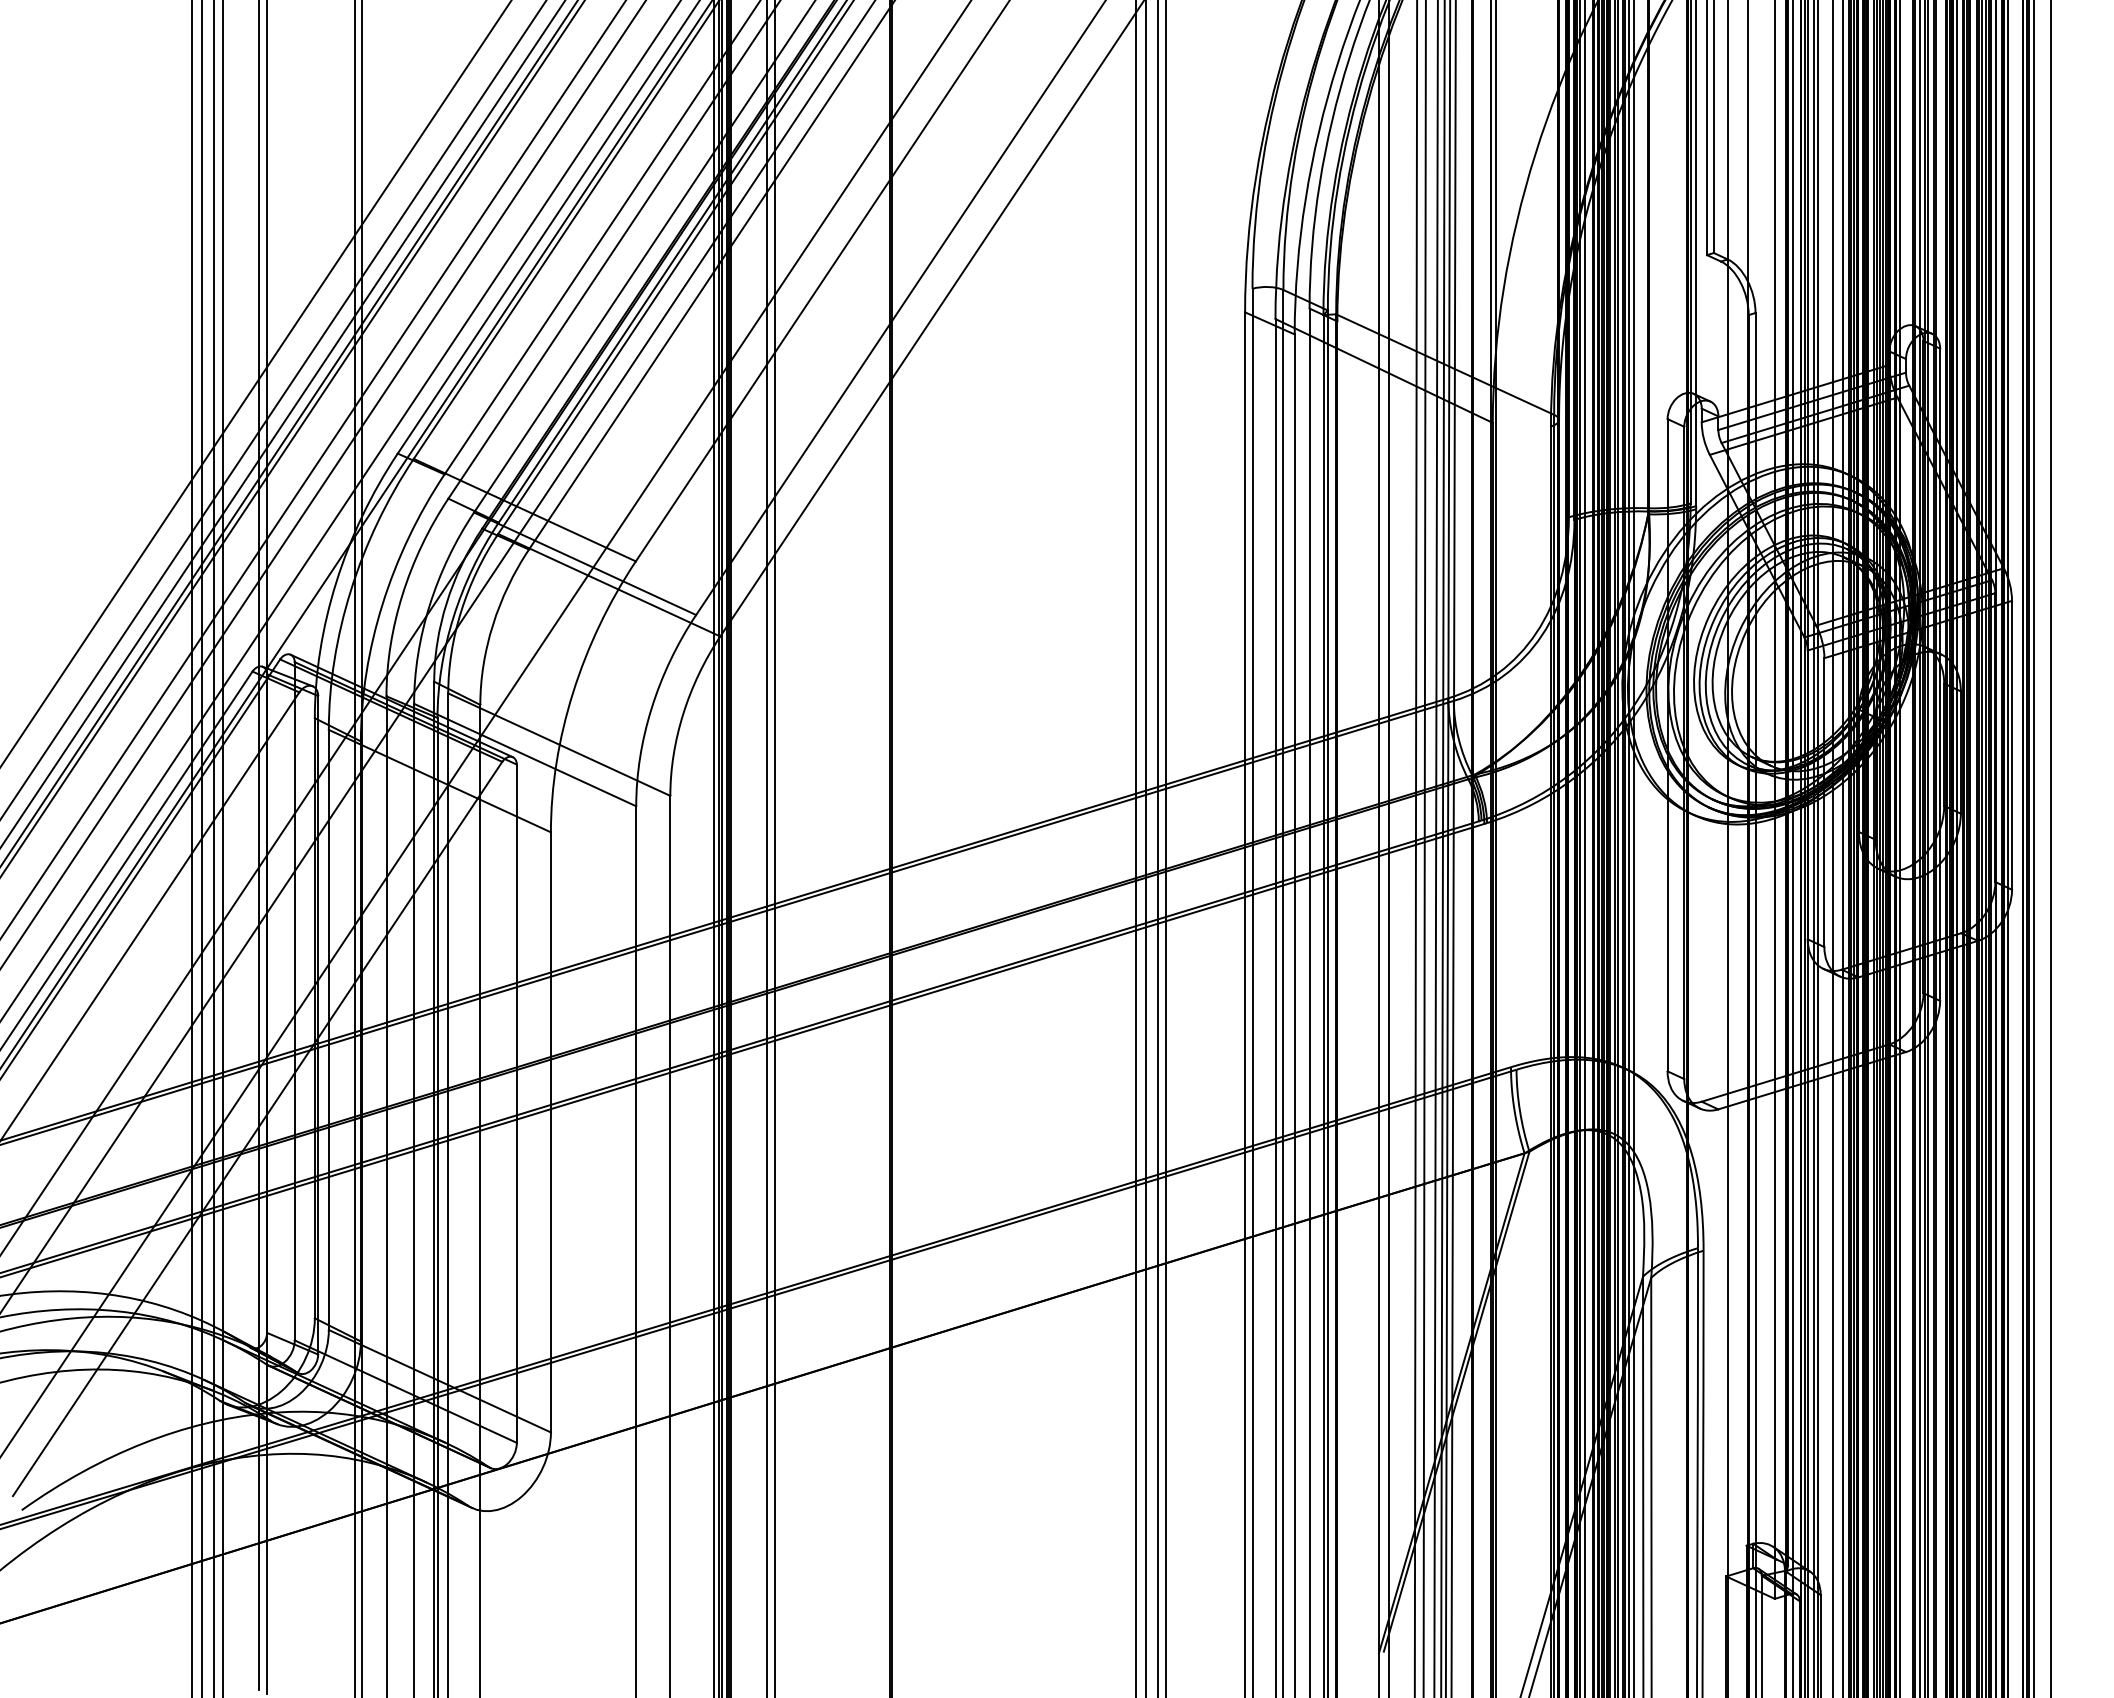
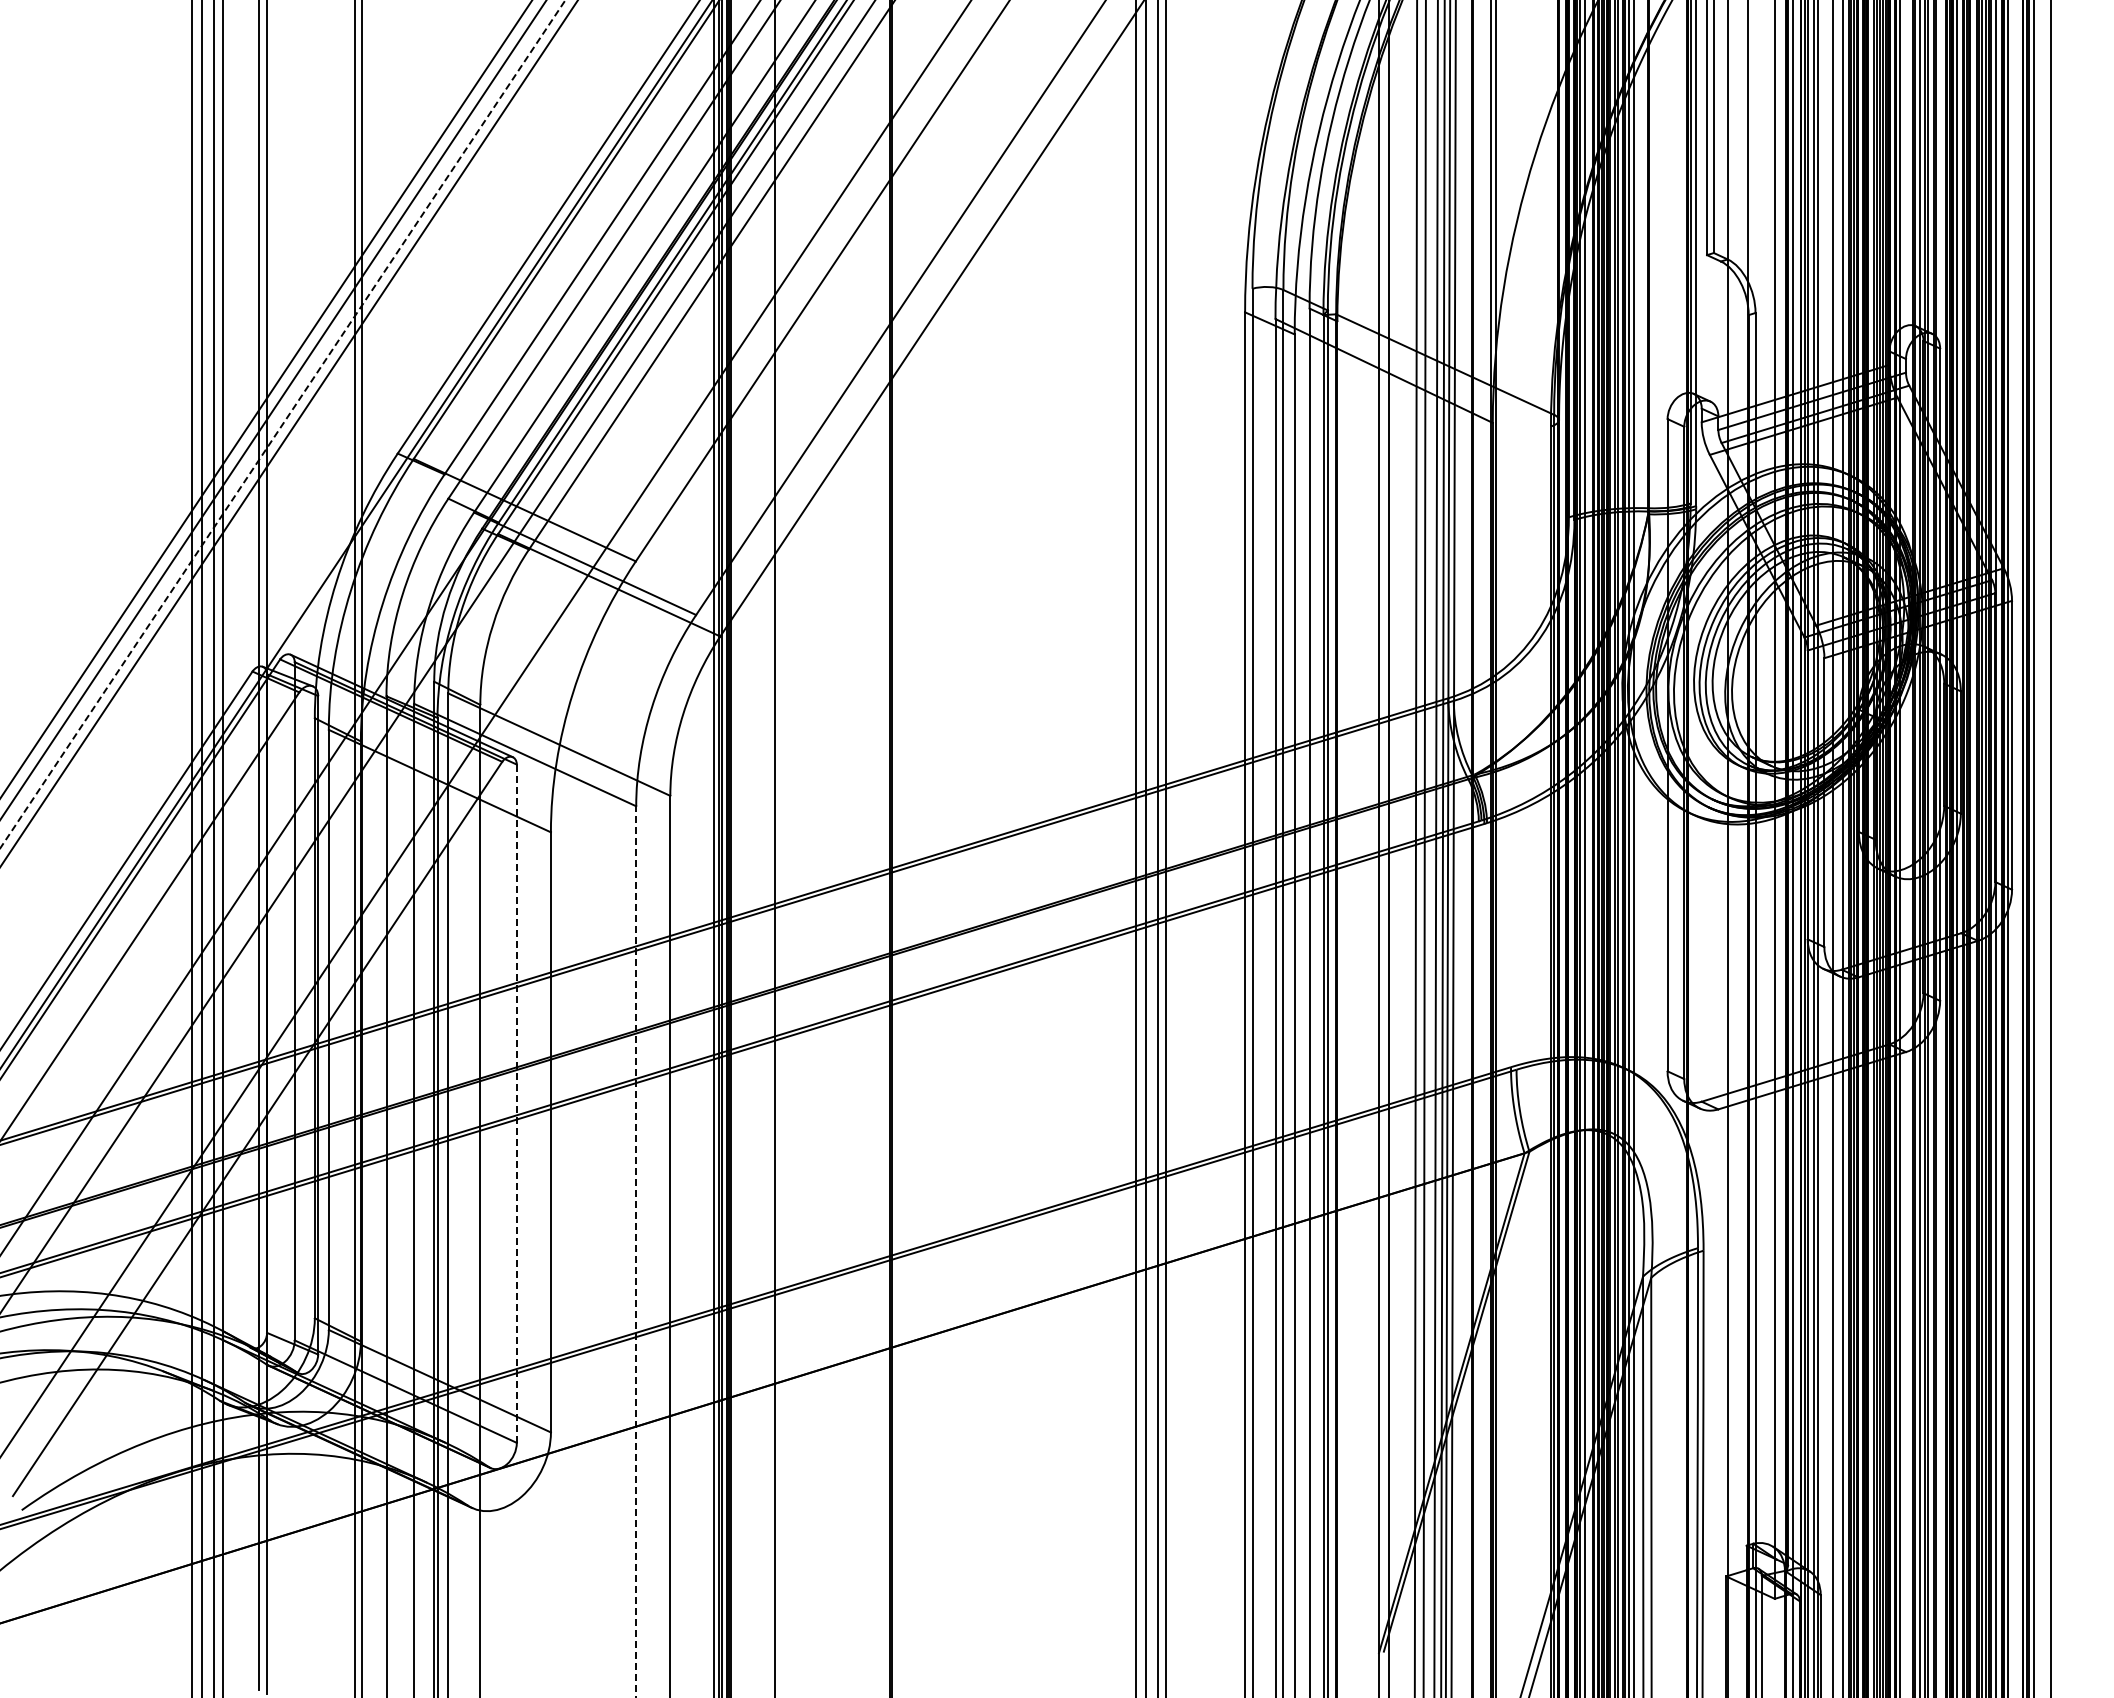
line position: (256, 383) -> (266, 398) (266, 398)
line: solid -> dashed (282, 424)
line: present -> none (292, 438)
line: present -> none (313, 469)
line: present -> none (323, 484)
line: present -> none (340, 510)
line: present -> none (766, 848)
line: solid -> dashed (516, 1103)
line: solid -> dashed (636, 1251)
